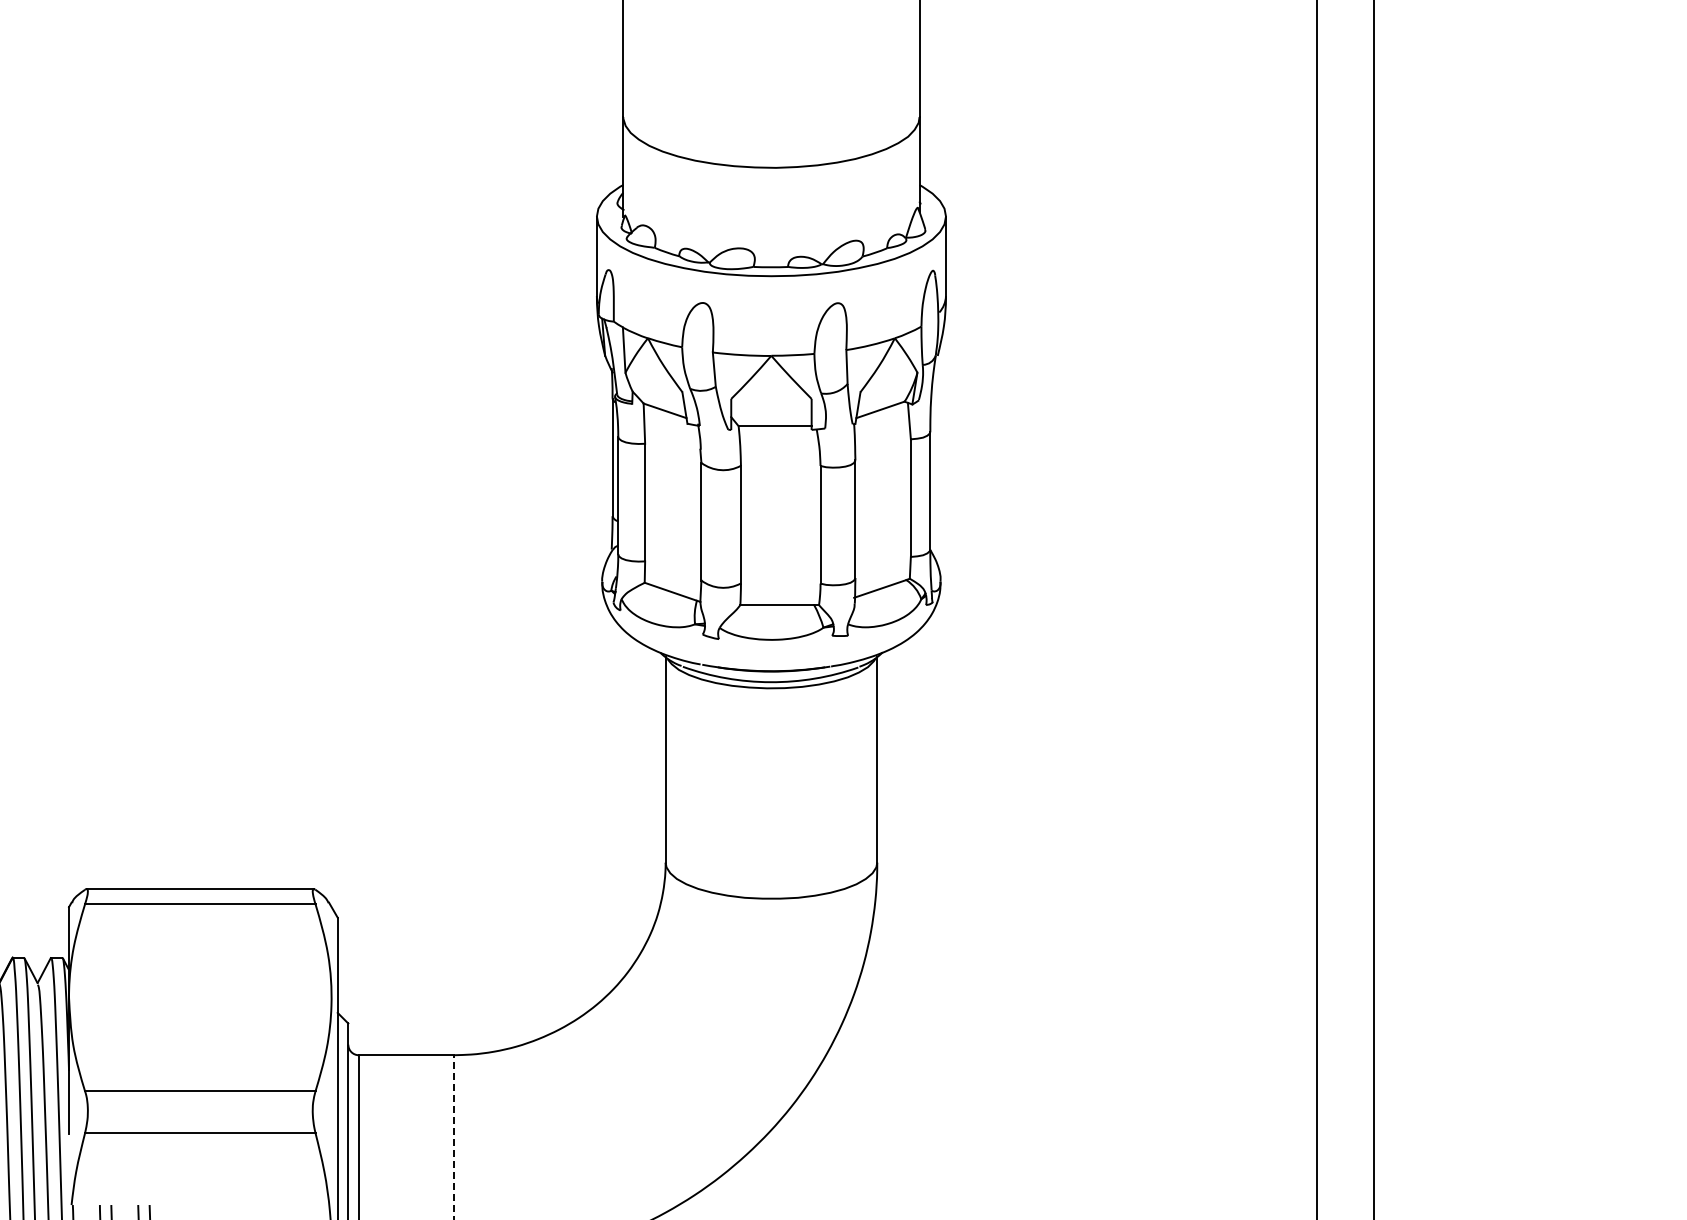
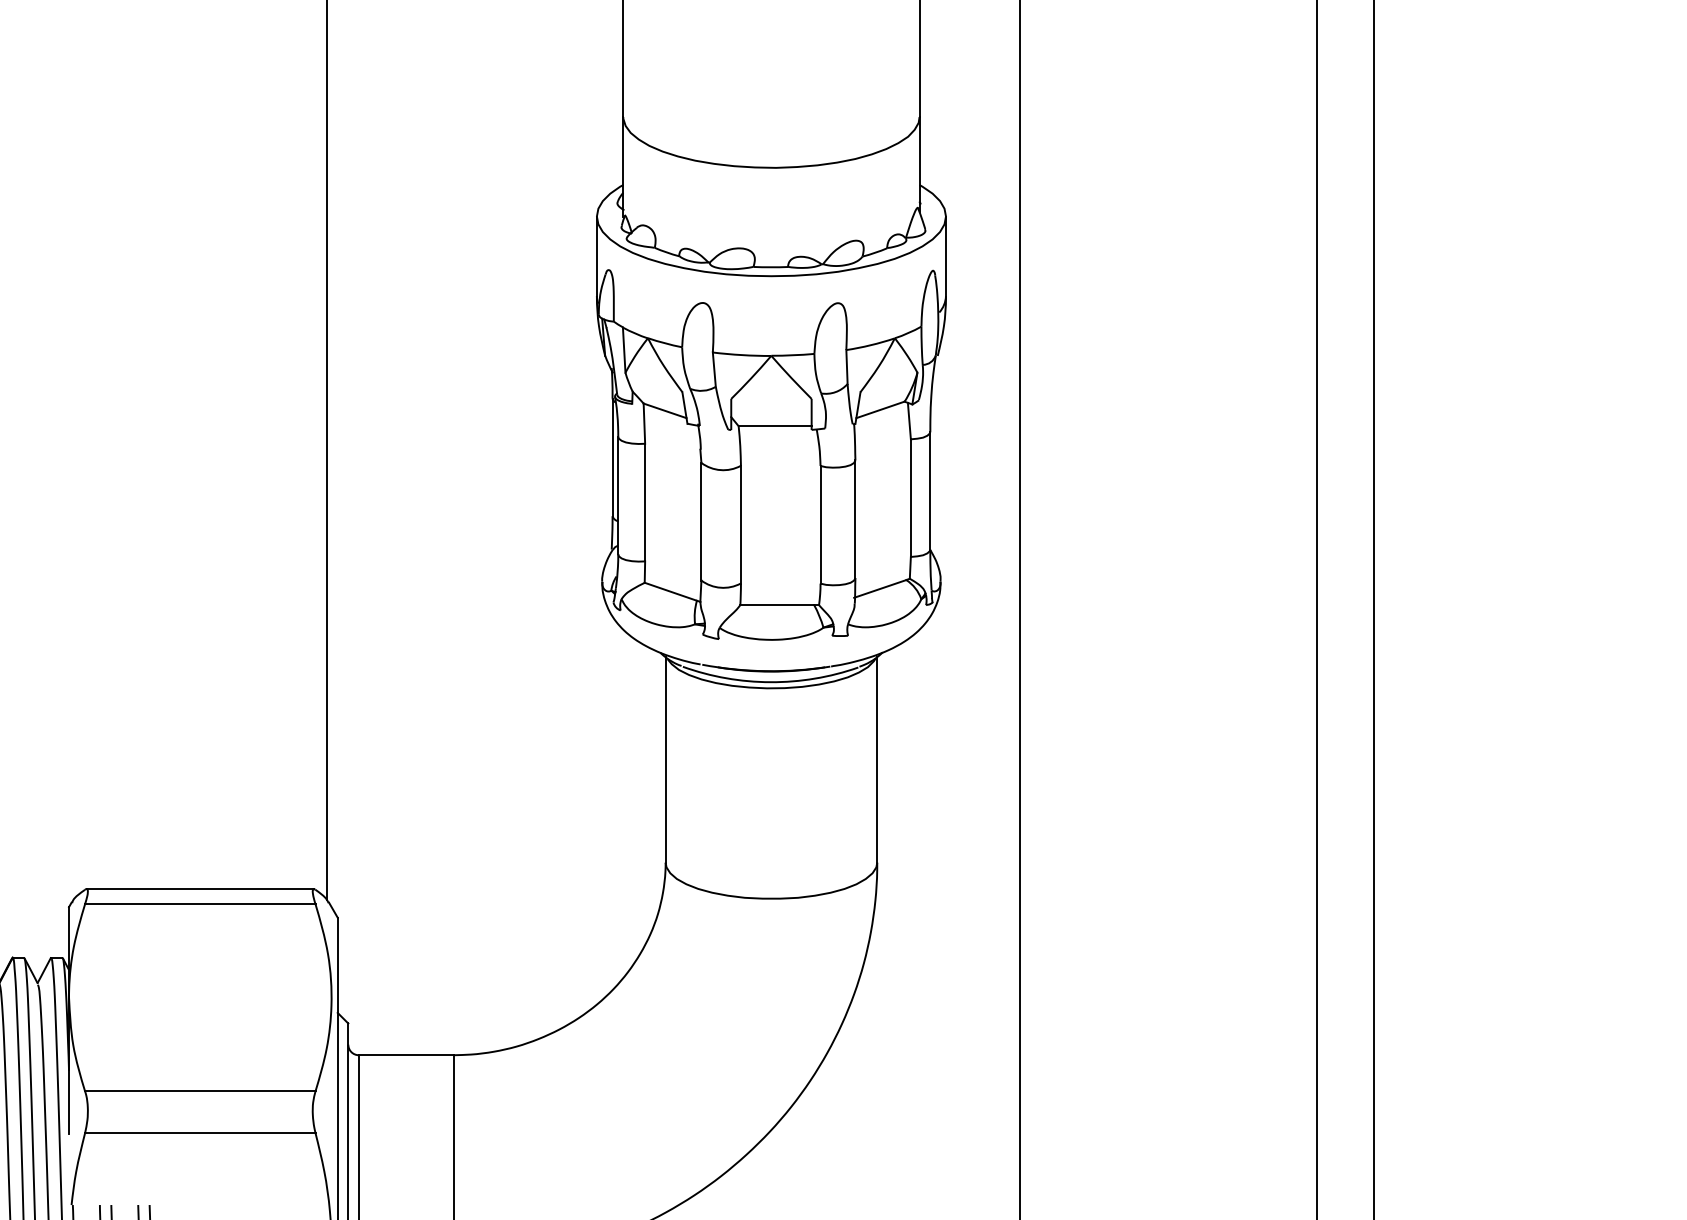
line: none -> present (327, 451)
line: none -> present (1020, 609)
line: dashed -> solid (454, 1137)
